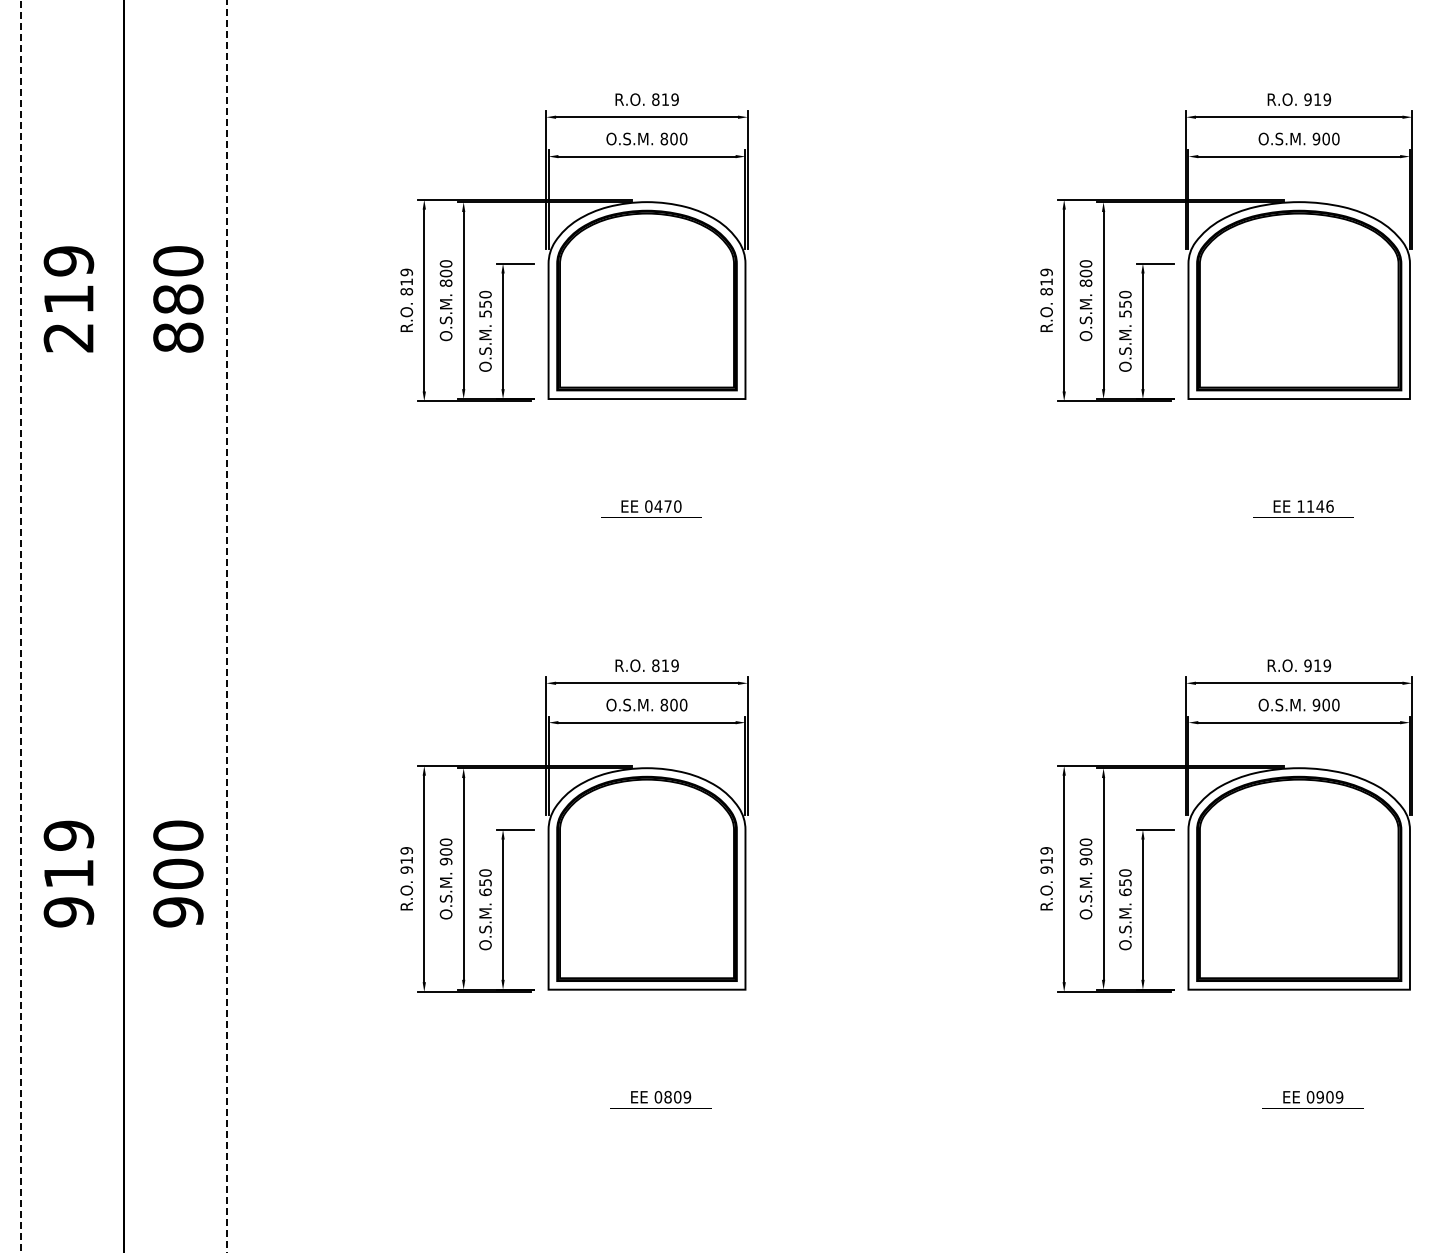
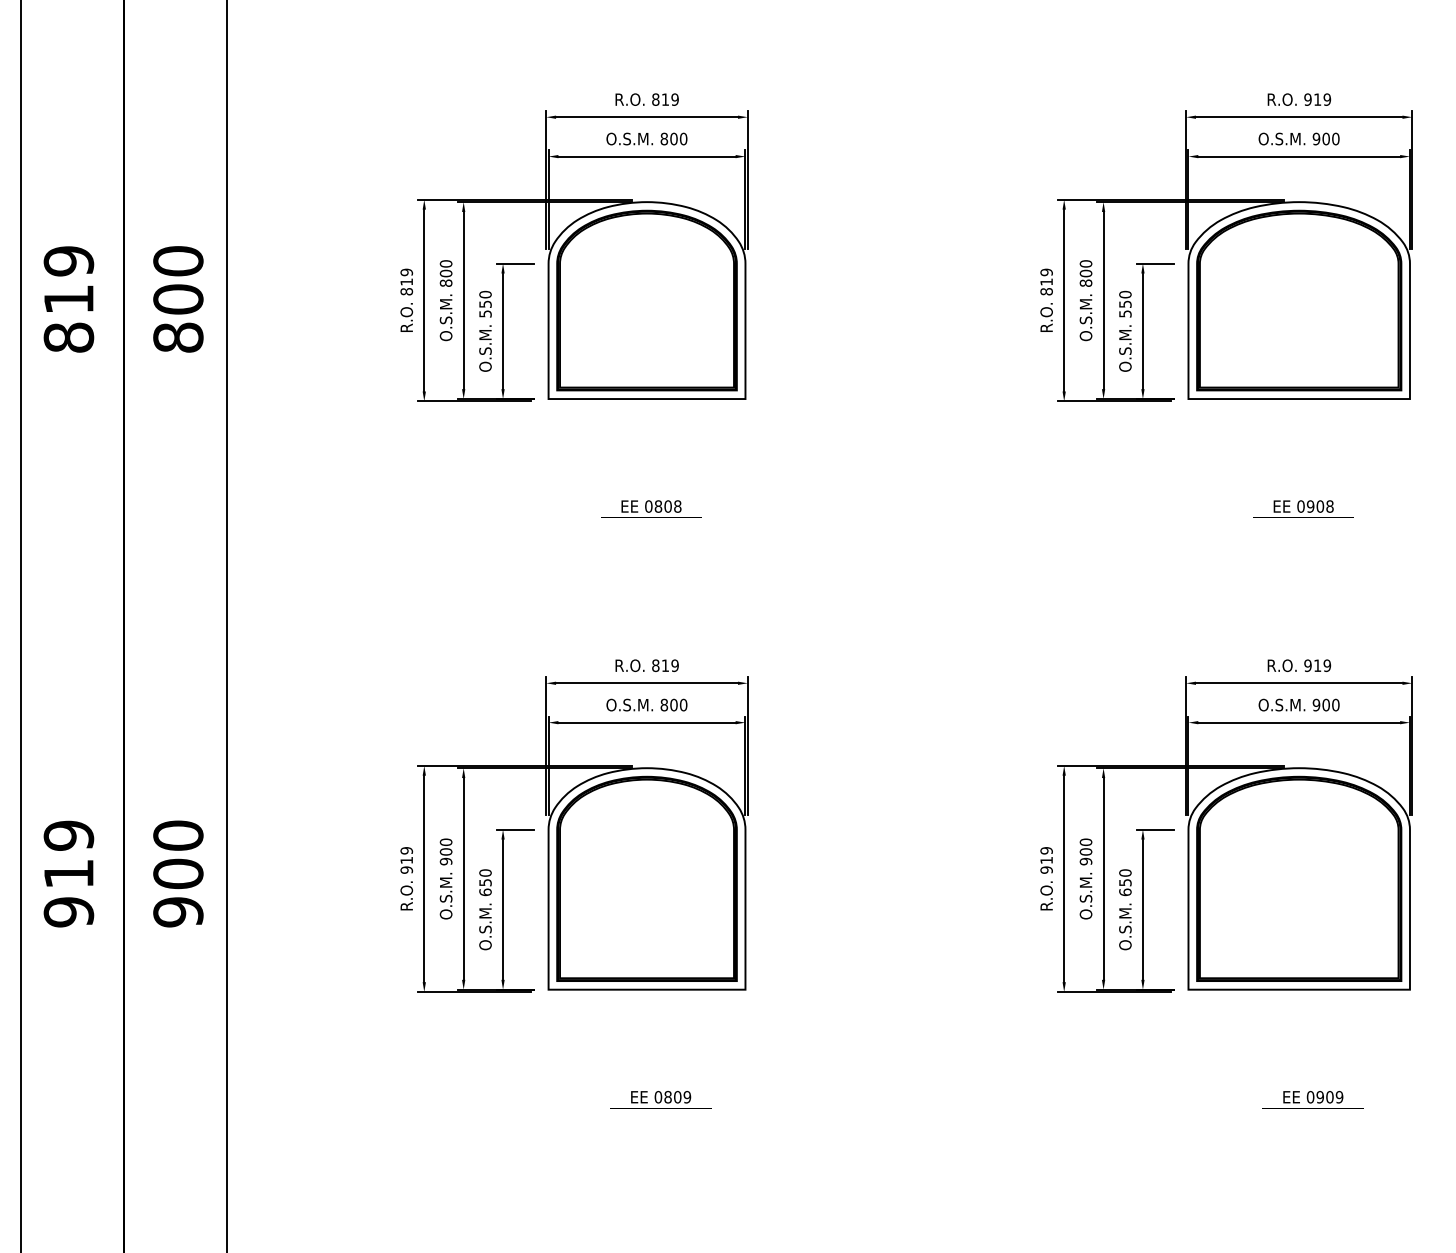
text: 880 -> 800 (178, 299)
text: 219 -> 819 (68, 337)
text: 0470 -> 0808 (667, 506)
text: 1146 -> 0908 (1315, 506)
line: dashed -> solid (21, 627)
line: dashed -> solid (227, 627)
